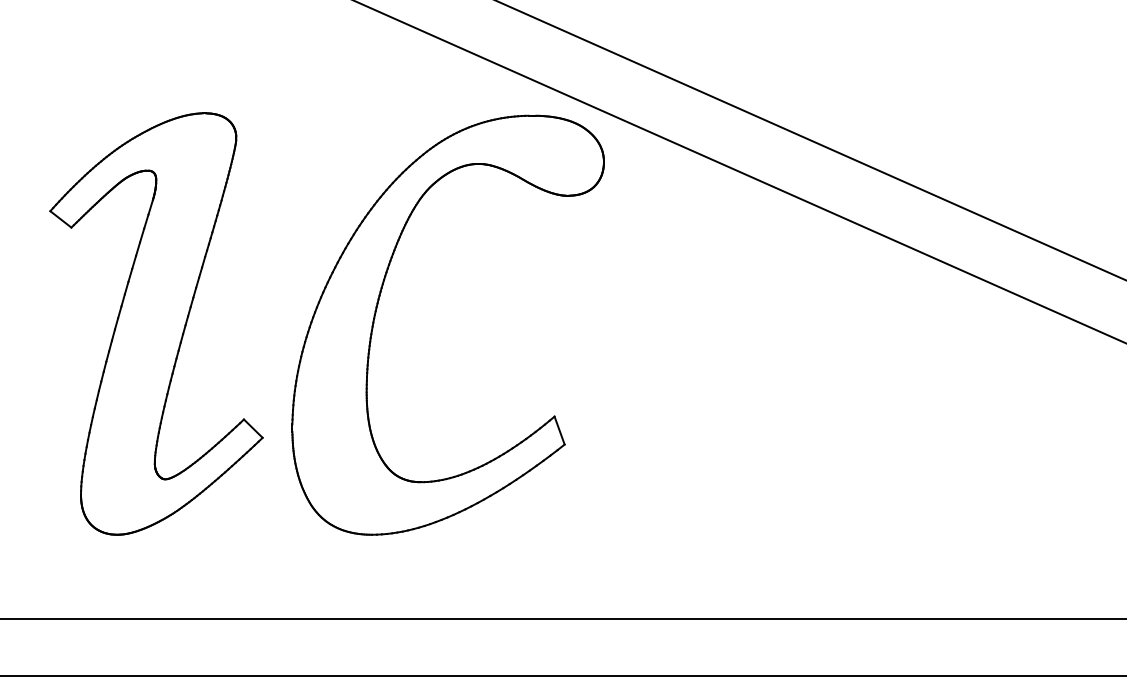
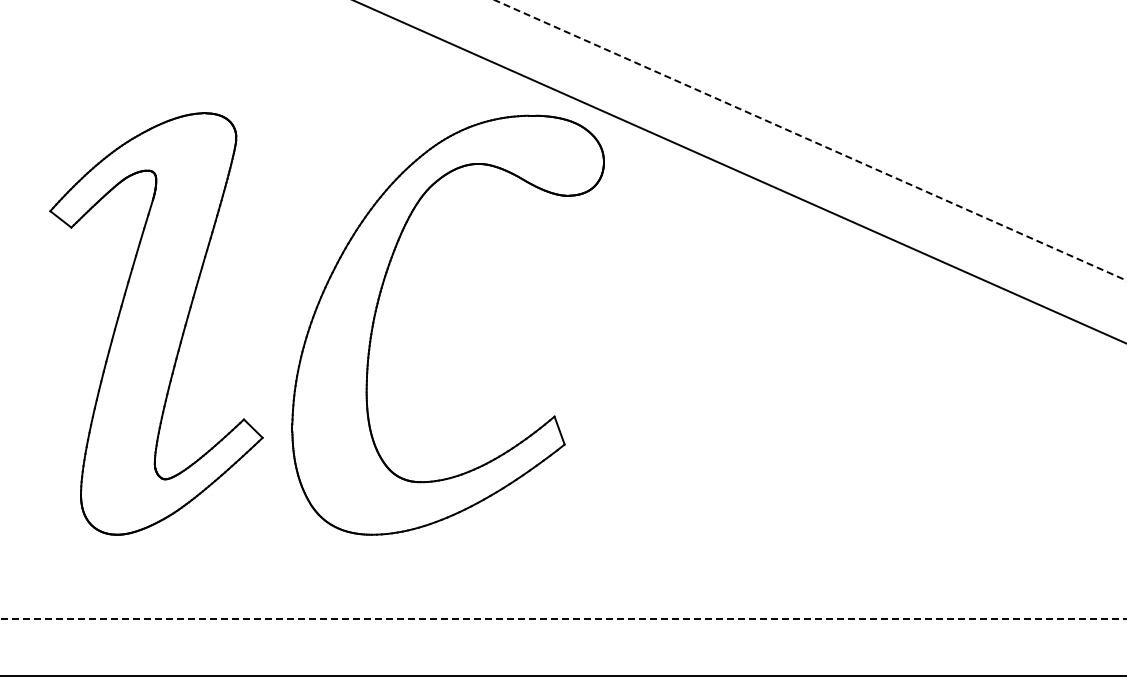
line: solid -> dashed (810, 140)
line: solid -> dashed (563, 618)
